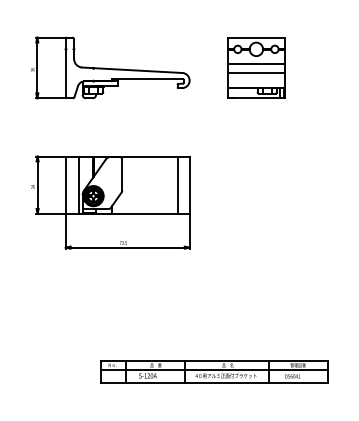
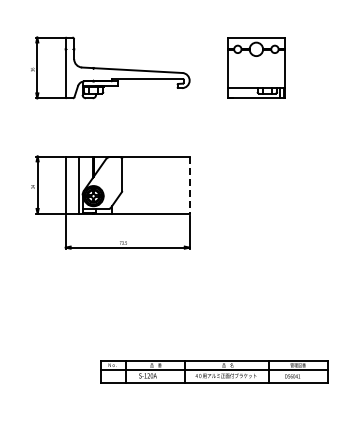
line: present -> none (256, 64)
line: present -> none (256, 73)
line: present -> none (177, 184)
line: solid -> dashed (189, 185)
